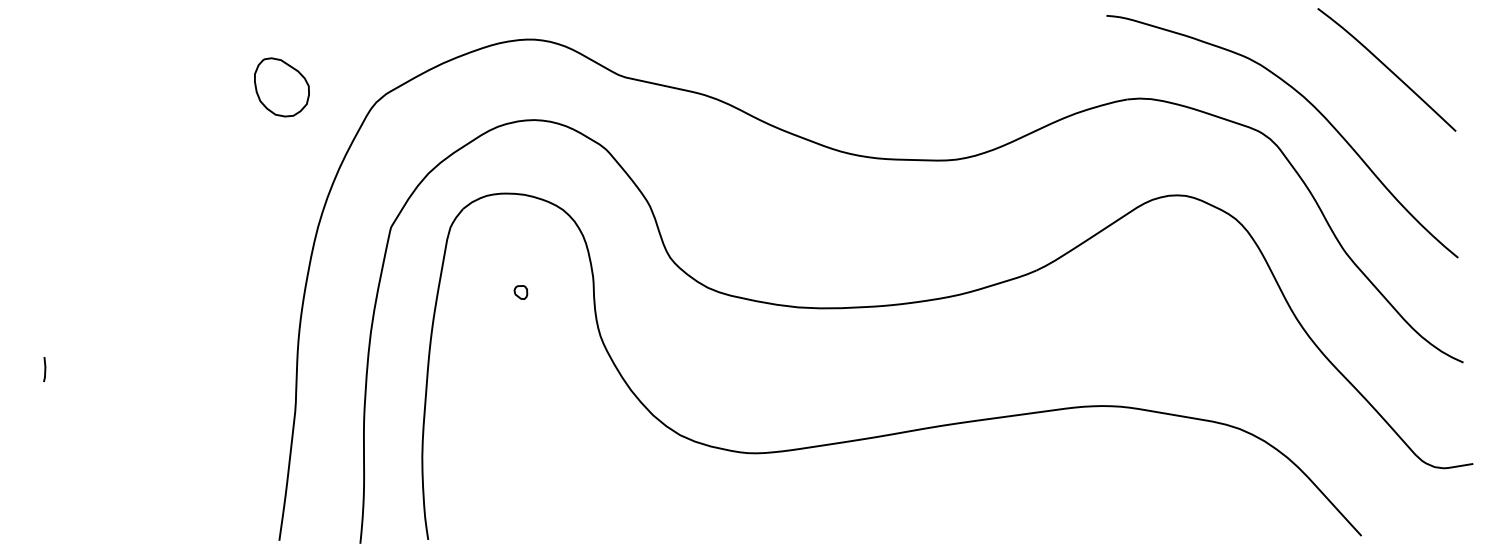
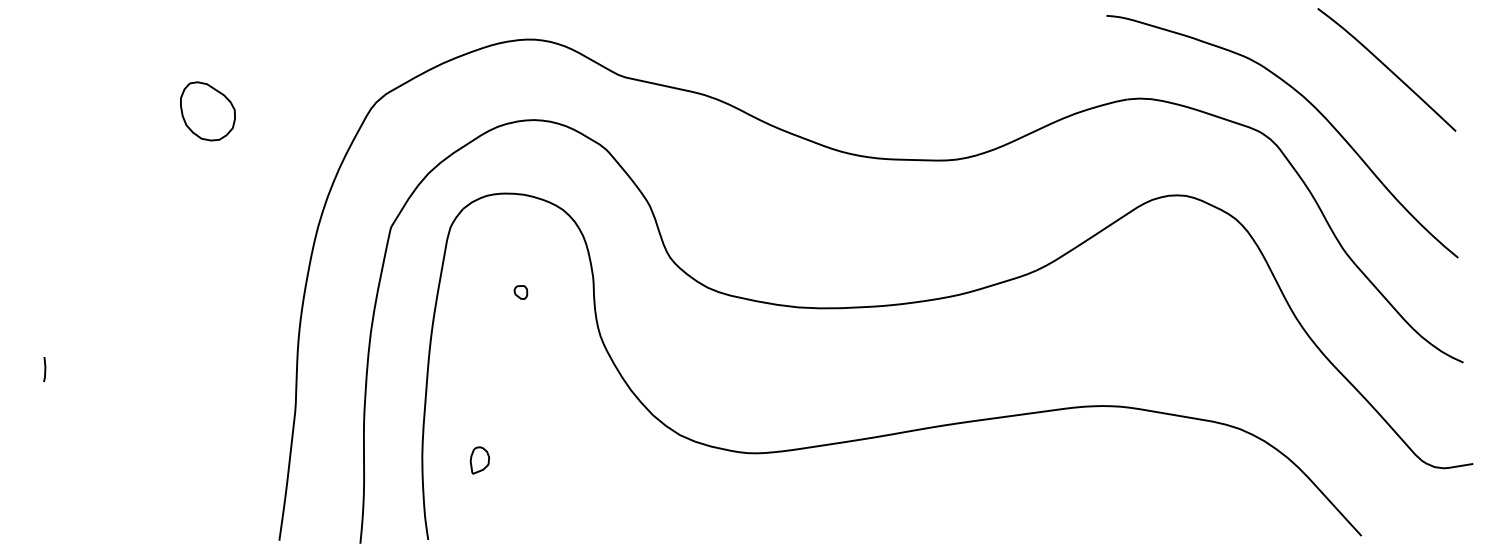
part position: (281, 87) -> (207, 111) (207, 111)
part: none -> present (479, 460)
